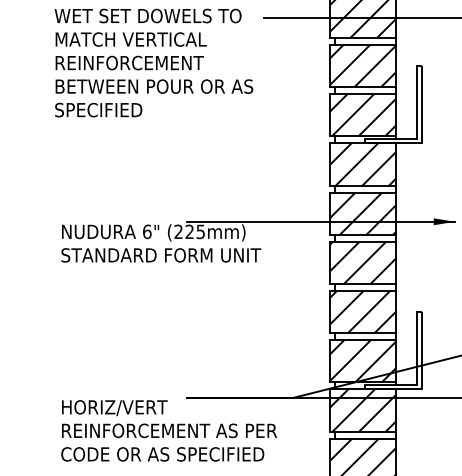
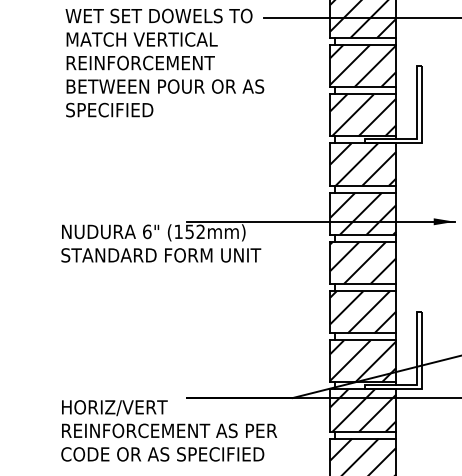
text position: (153, 62) -> (164, 62) (164, 62)
text: (225mm) -> (152mm) (189, 231)
